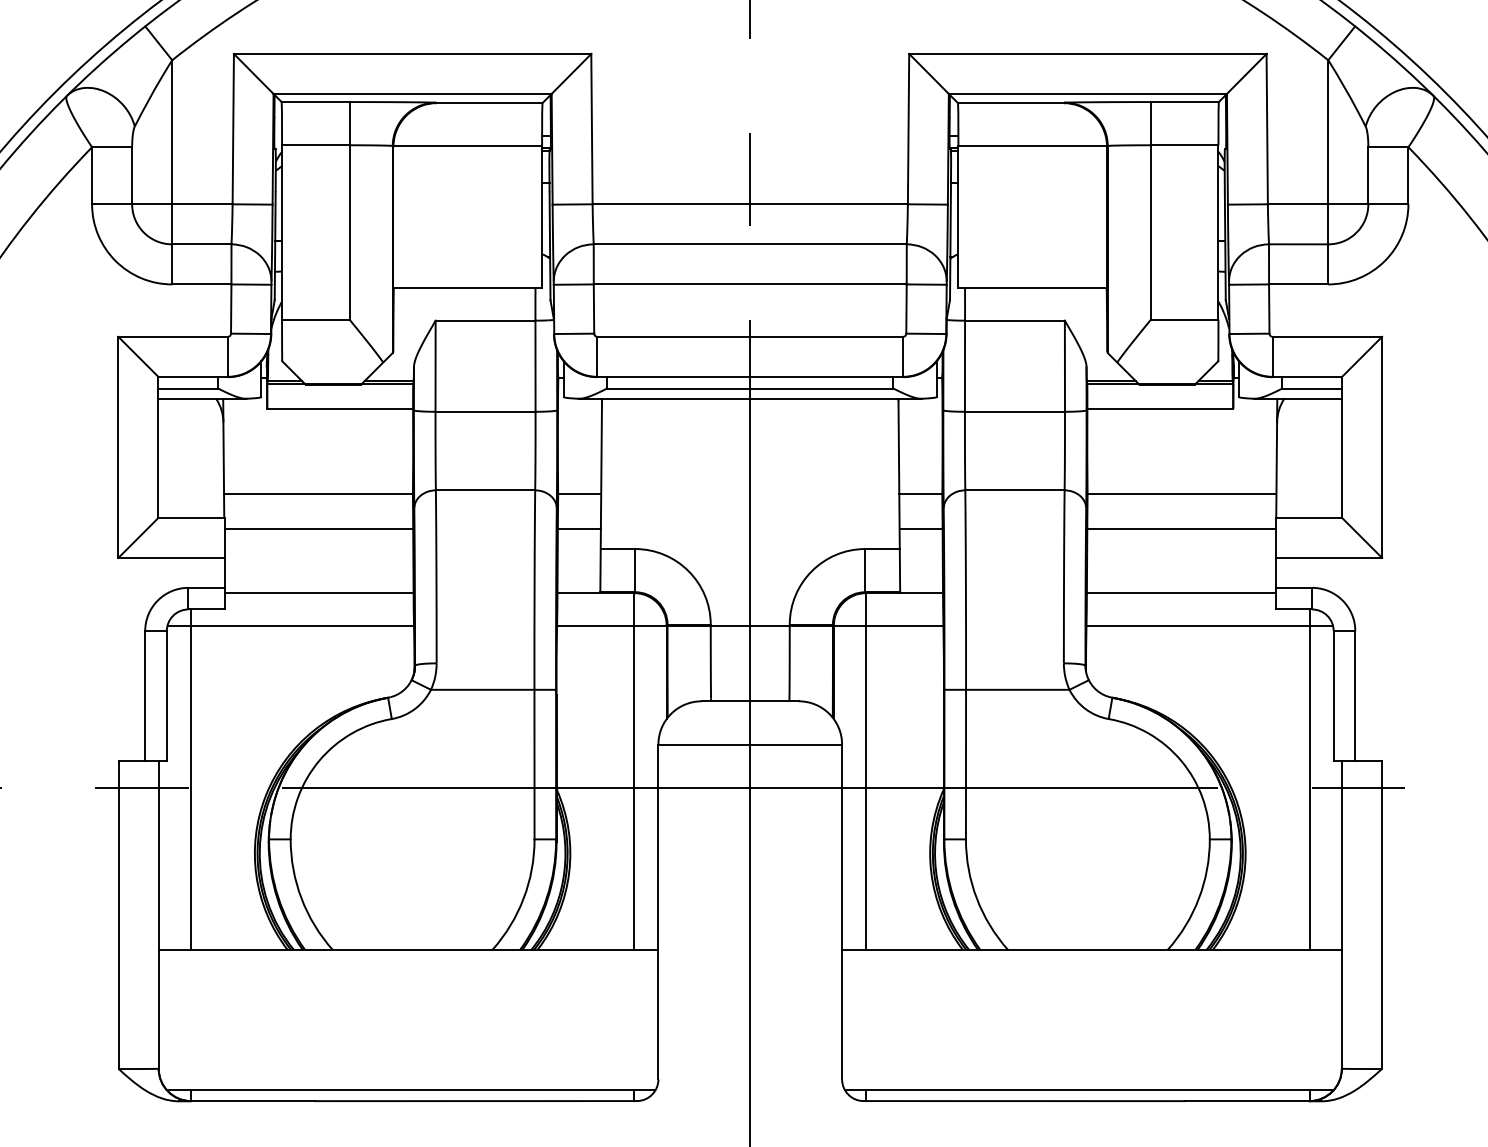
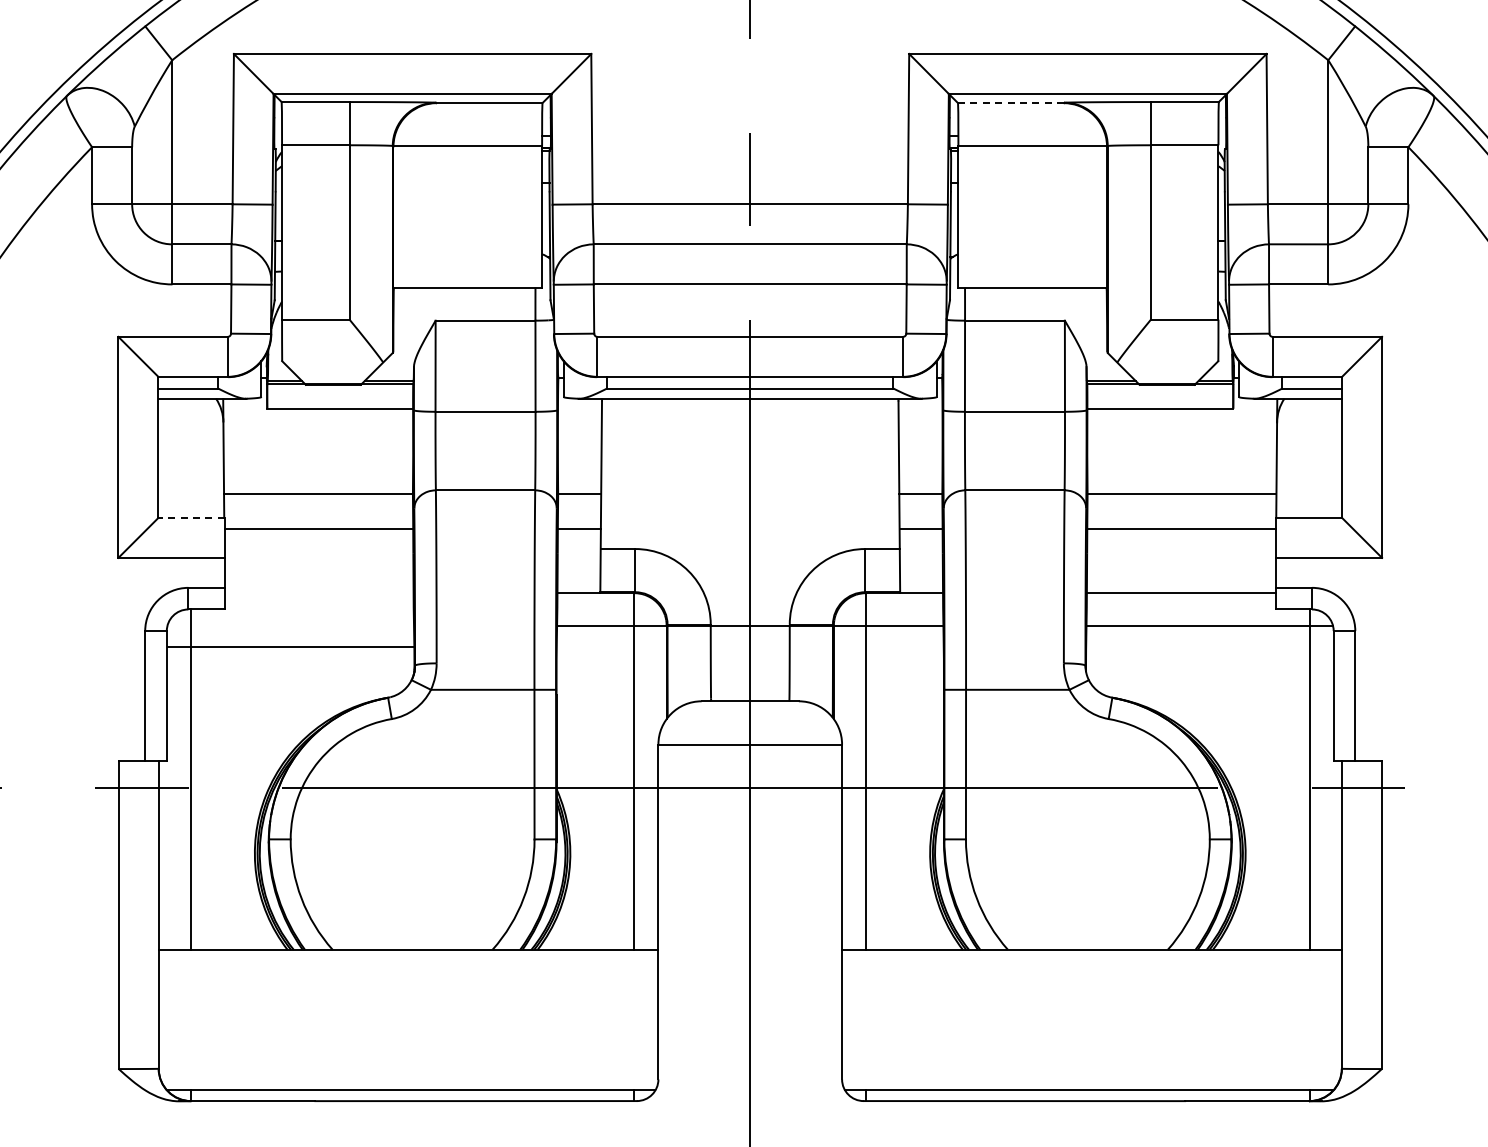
line: solid -> dashed (1011, 103)
line: solid -> dashed (191, 517)
line: present -> none (318, 592)
line position: (290, 625) -> (290, 646) (290, 646)
